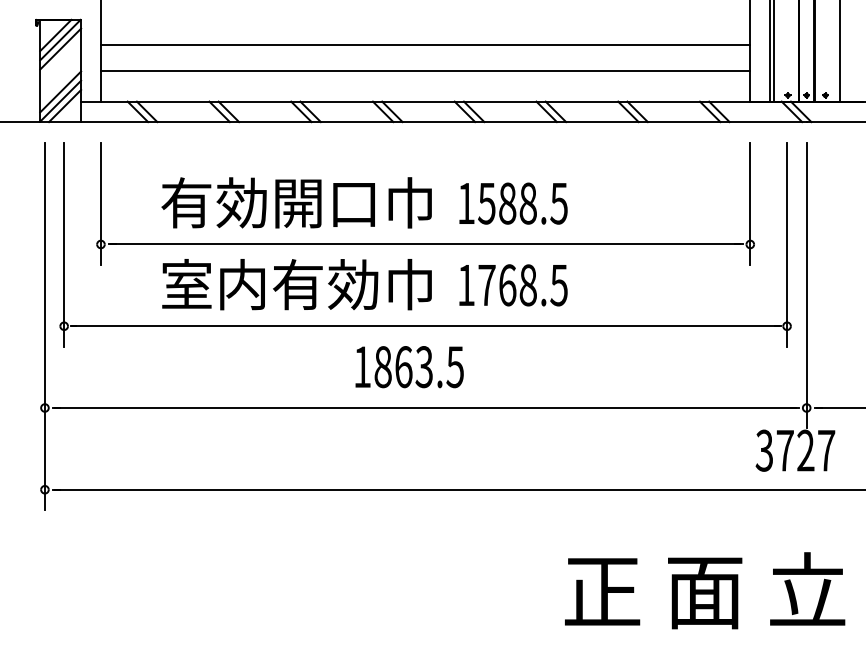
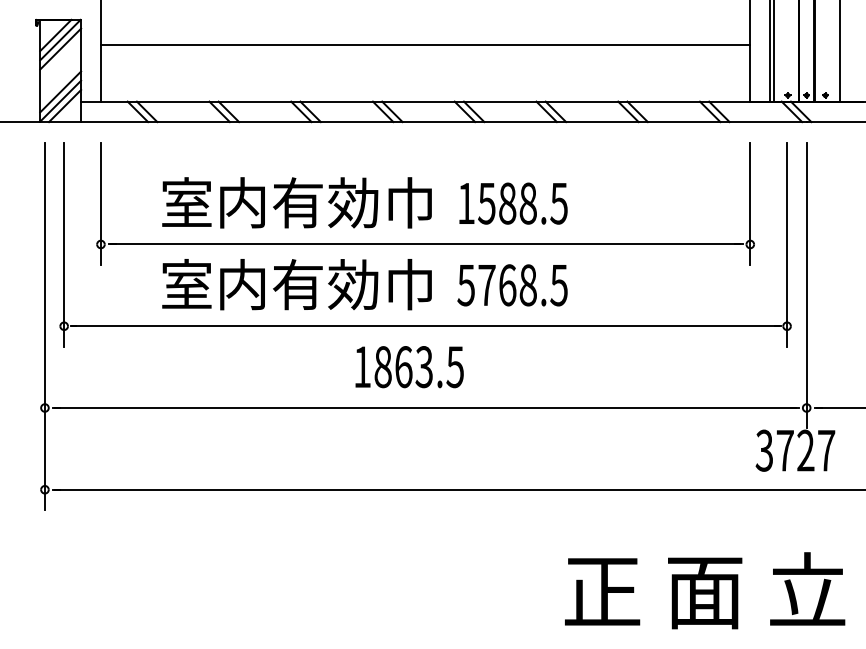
line: present -> none (425, 70)
text: 有効開口巾 -> 室内有効巾 (269, 202)
text: 1768.5 -> 5768.5 (465, 285)
